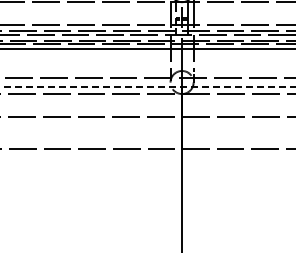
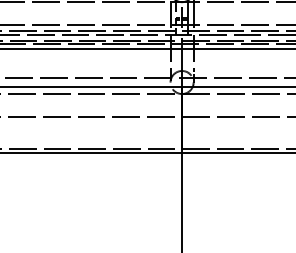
line: dashed -> solid (147, 86)
line: none -> present (147, 153)
